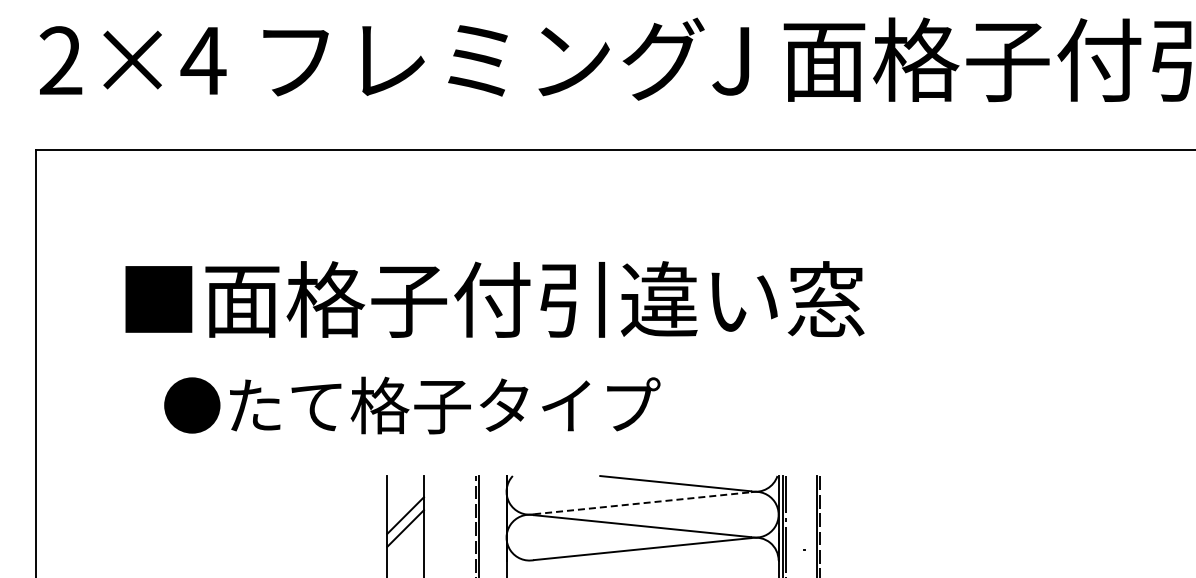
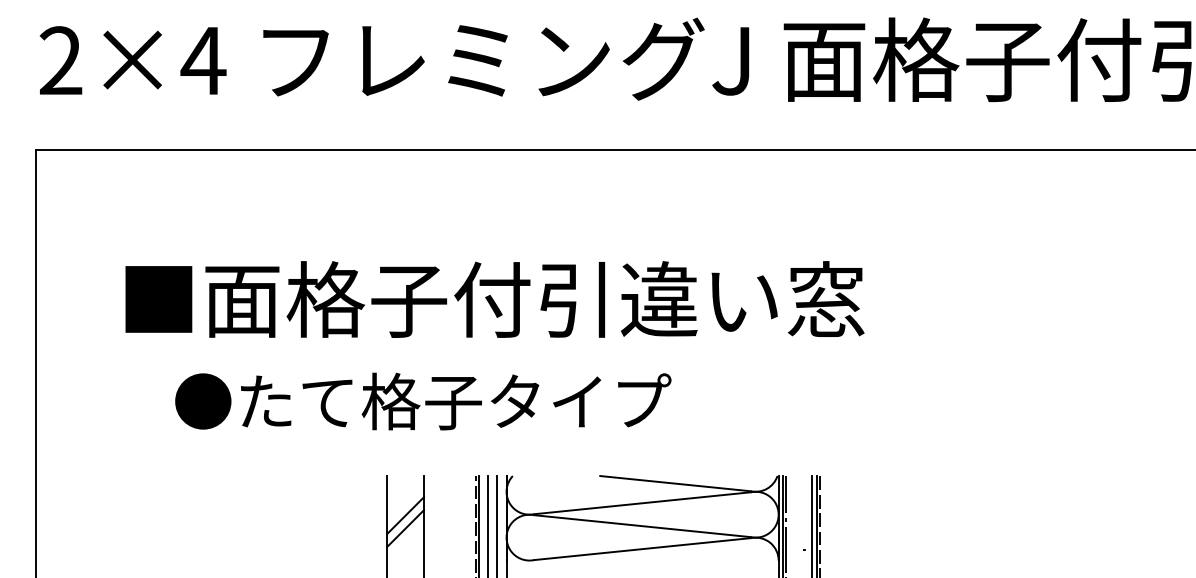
text position: (412, 405) -> (423, 401) (423, 401)
line: dashed -> solid (642, 503)
line: none -> present (488, 525)
line: none -> present (497, 525)
line: none -> present (812, 525)
